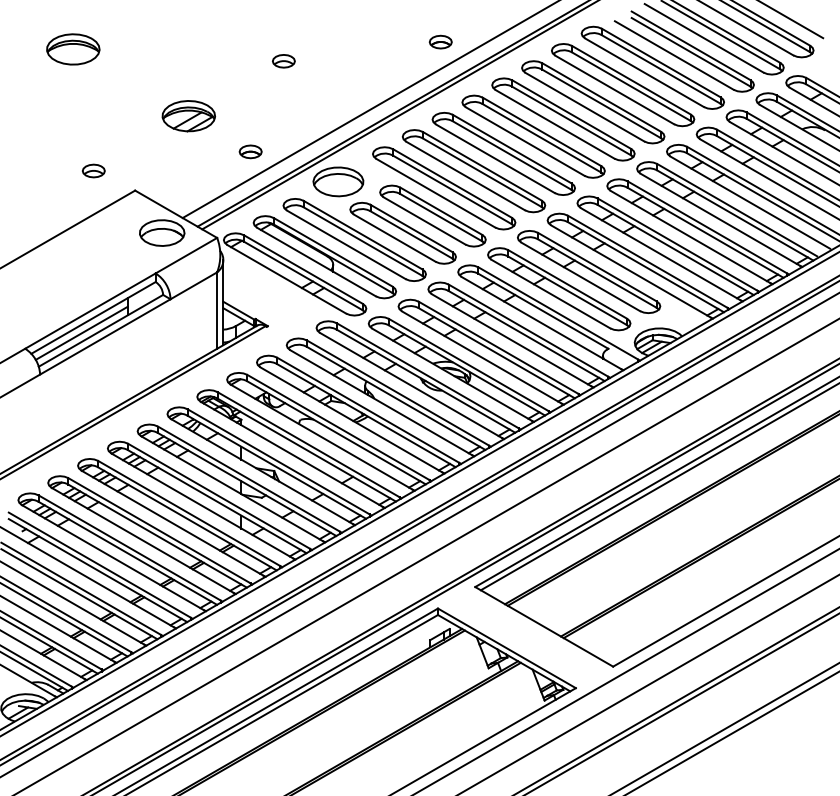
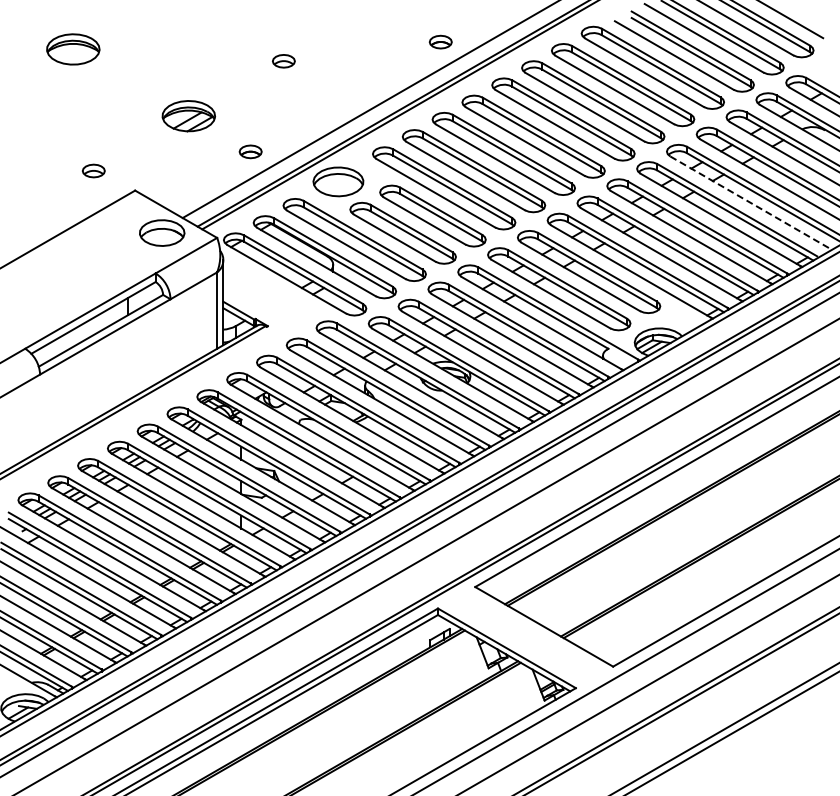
line: solid -> dashed (750, 202)
line: present -> none (81, 332)
line: present -> none (658, 487)
